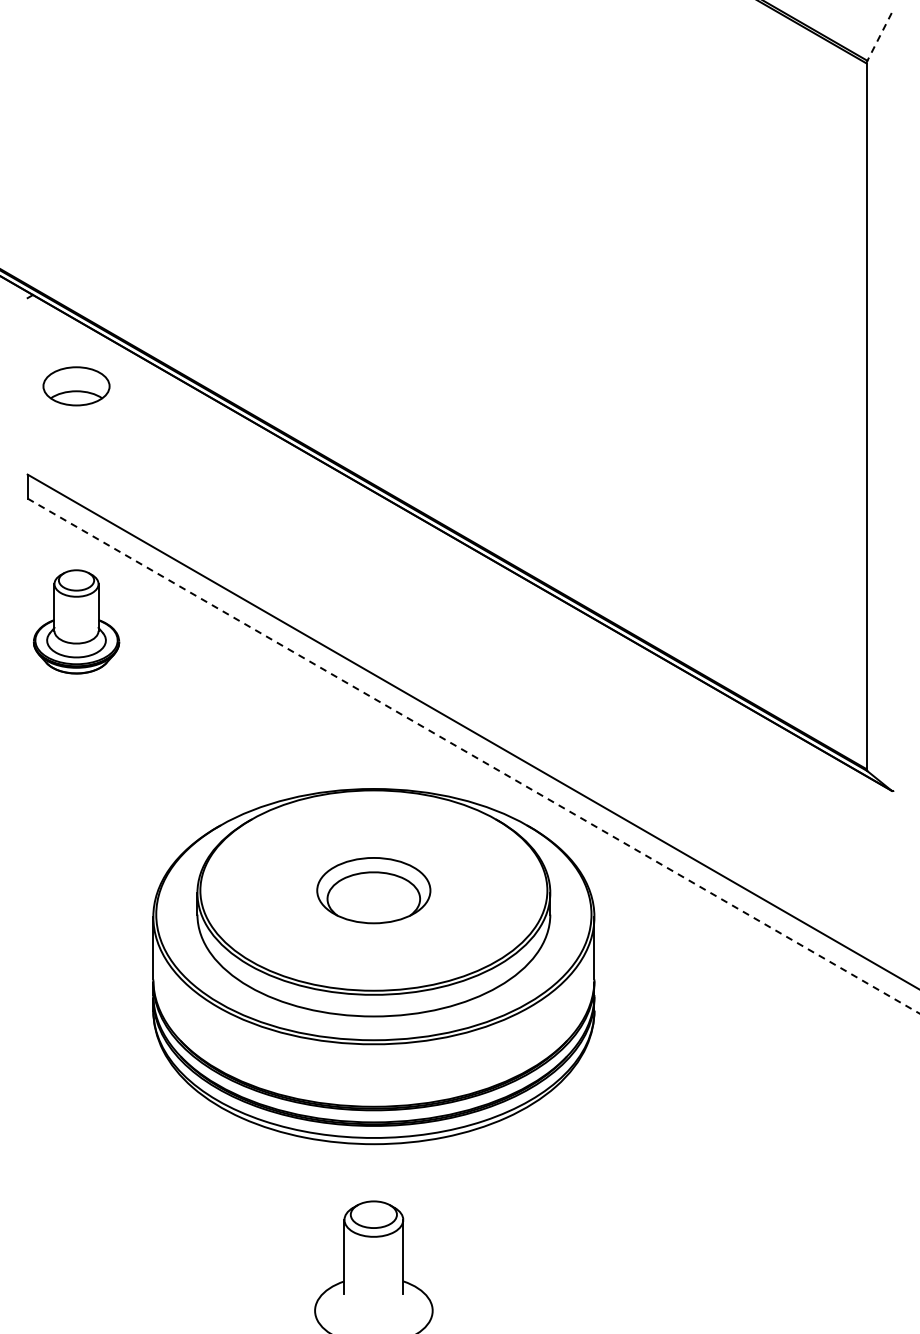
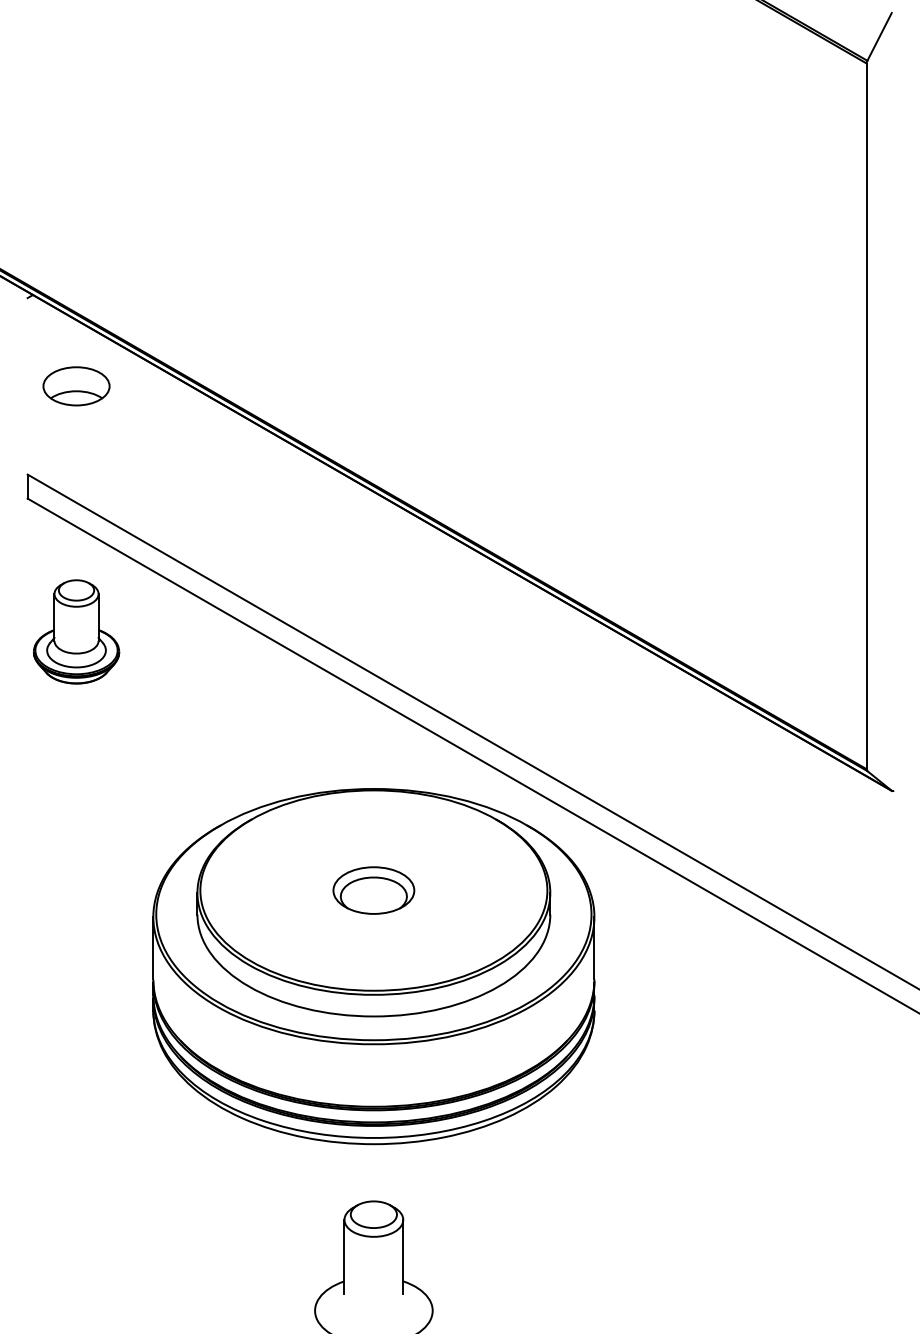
line: dashed -> solid (879, 36)
part position: (76, 621) -> (76, 631) (76, 631)
line: dashed -> solid (473, 756)
part size: 116x68 px -> 84x49 px (373, 890)
